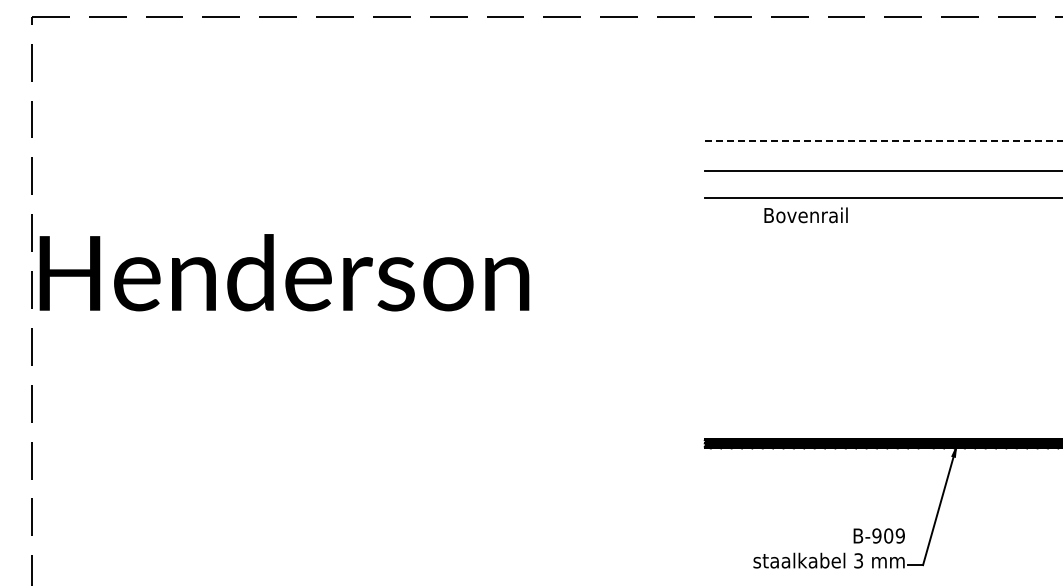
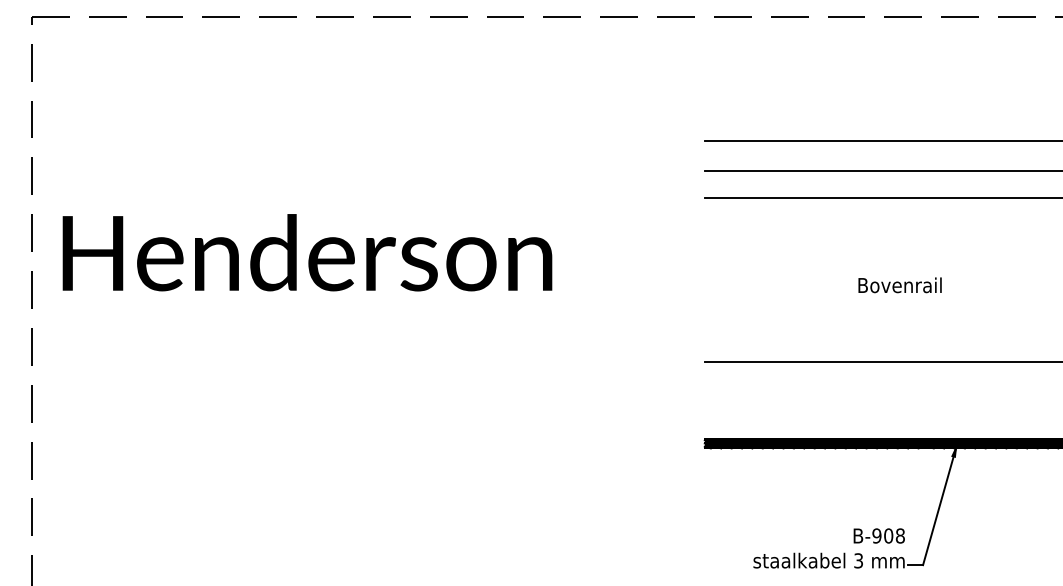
line: dashed -> solid (883, 141)
text position: (805, 215) -> (899, 285) (899, 285)
text position: (284, 272) -> (307, 252) (307, 252)
line: none -> present (881, 361)
text: B-909 -> B-908 (899, 535)
